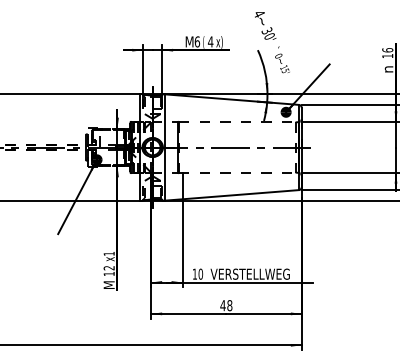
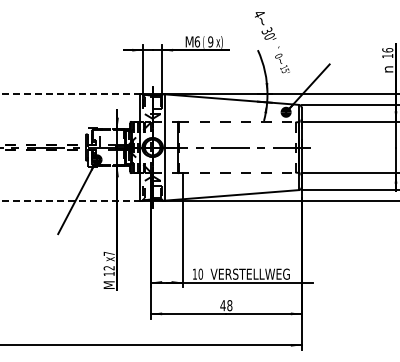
text: 4 -> 9 (210, 41)
line: solid -> dashed (70, 94)
line: solid -> dashed (70, 200)
text: x1 -> x7 (108, 253)
